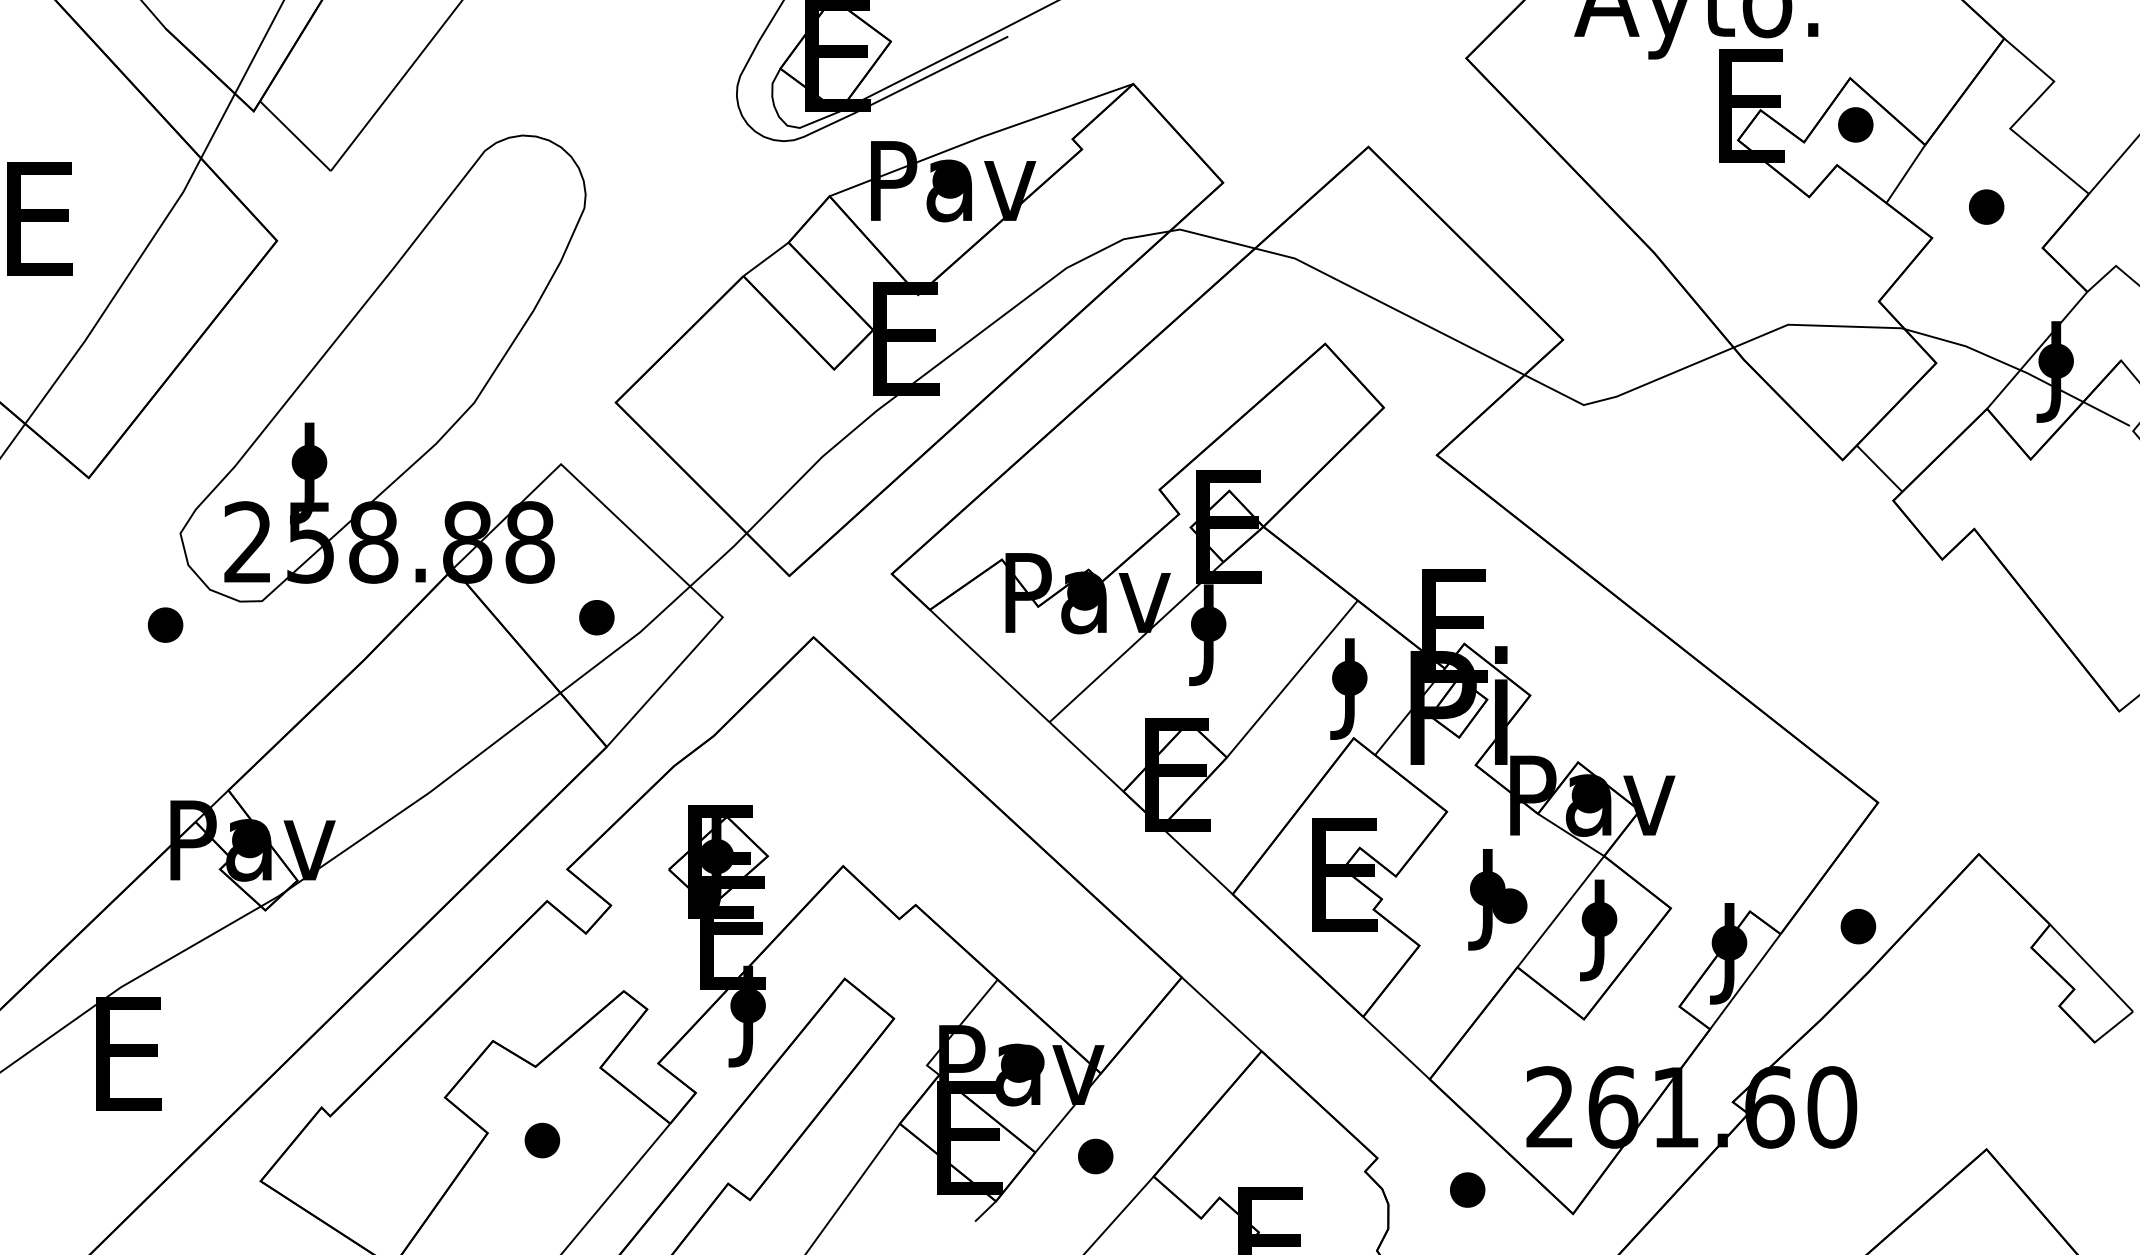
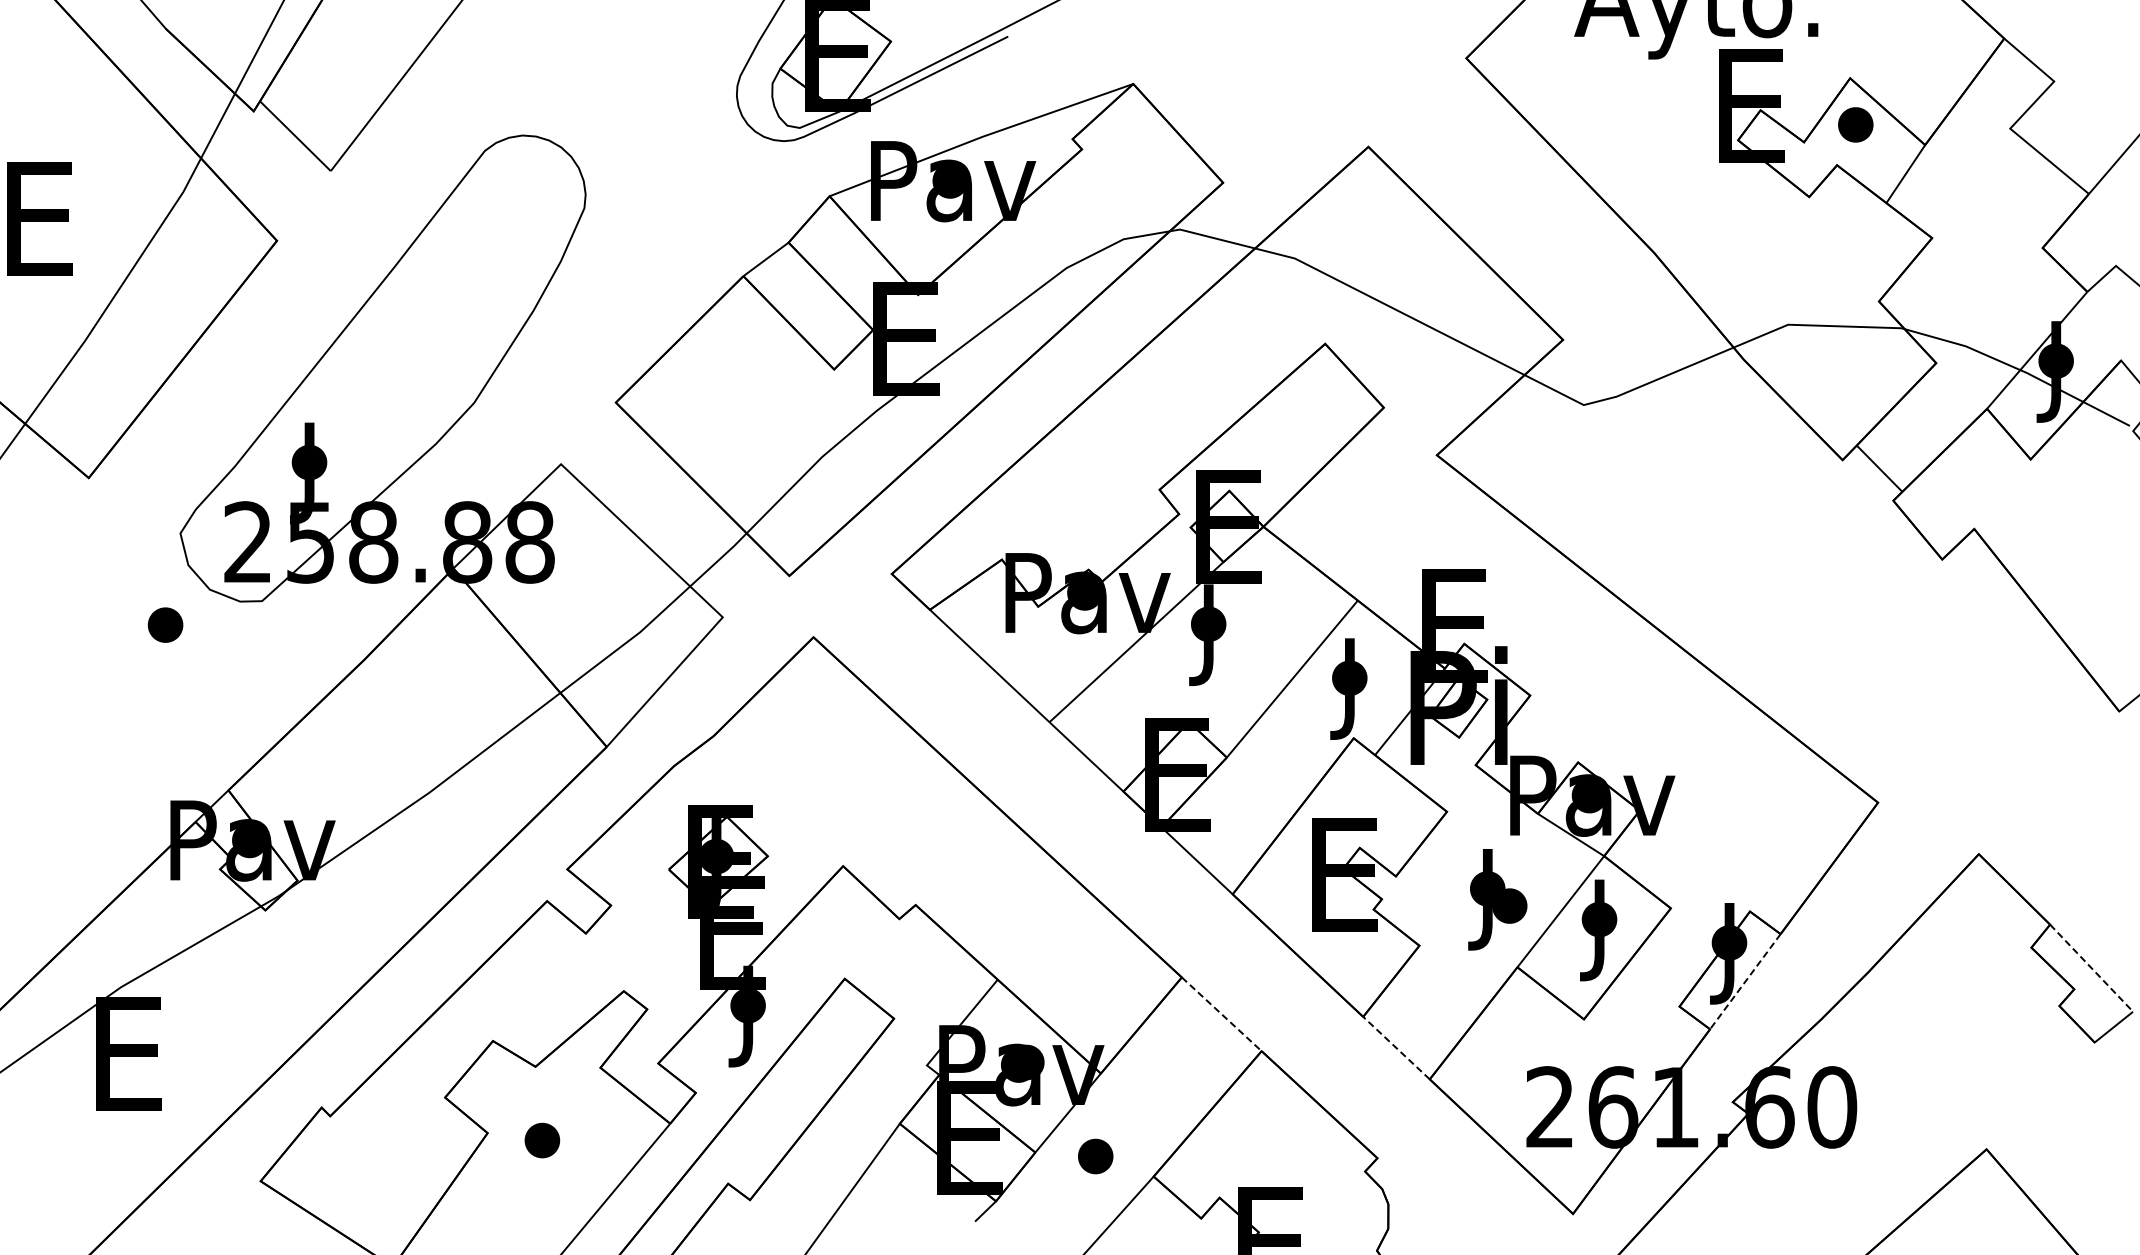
part: present -> none (1986, 206)
part: present -> none (596, 617)
part: present -> none (1858, 926)
line: solid -> dashed (2091, 968)
line: solid -> dashed (1745, 982)
line: solid -> dashed (1222, 1014)
line: solid -> dashed (1396, 1048)
part: present -> none (1467, 1189)
